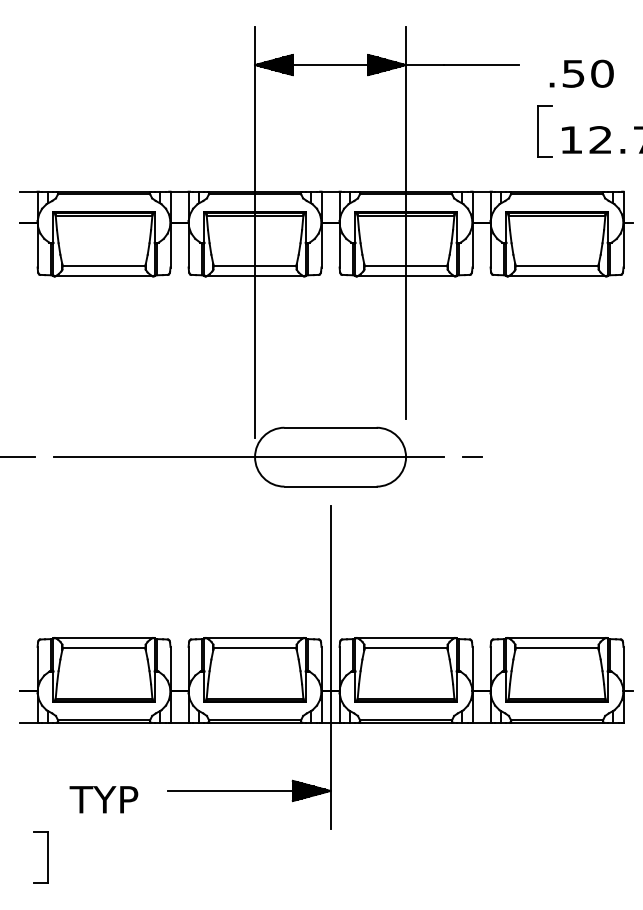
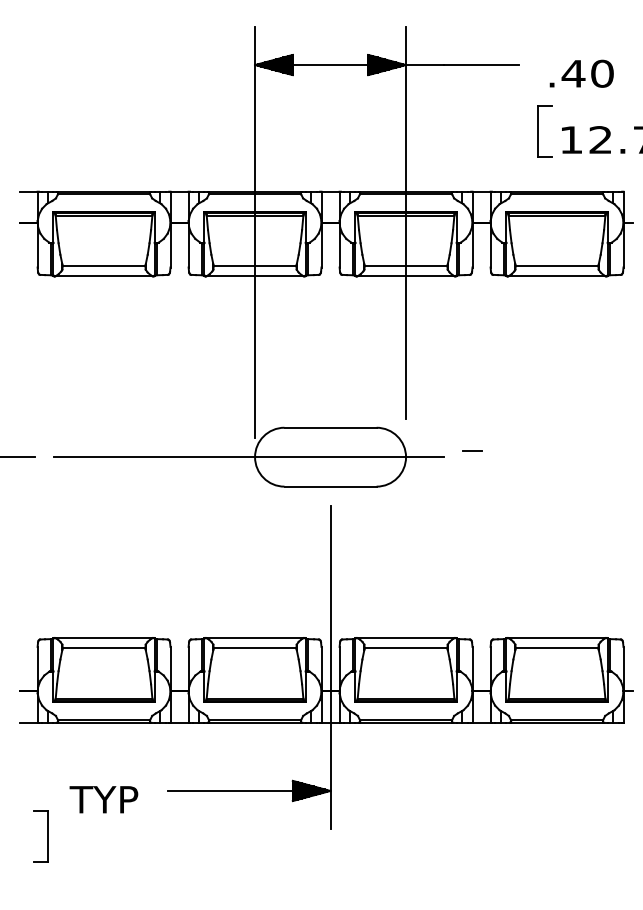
text: .50 -> .40 (573, 73)
line position: (472, 456) -> (472, 450) (472, 450)
part position: (47, 857) -> (47, 836) (47, 836)
